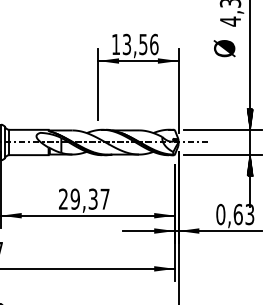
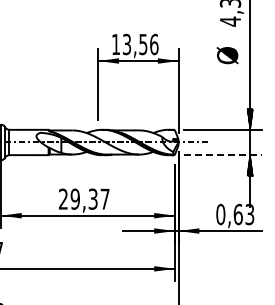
text position: (224, 48) -> (227, 55) (227, 55)
line: solid -> dashed (223, 155)
